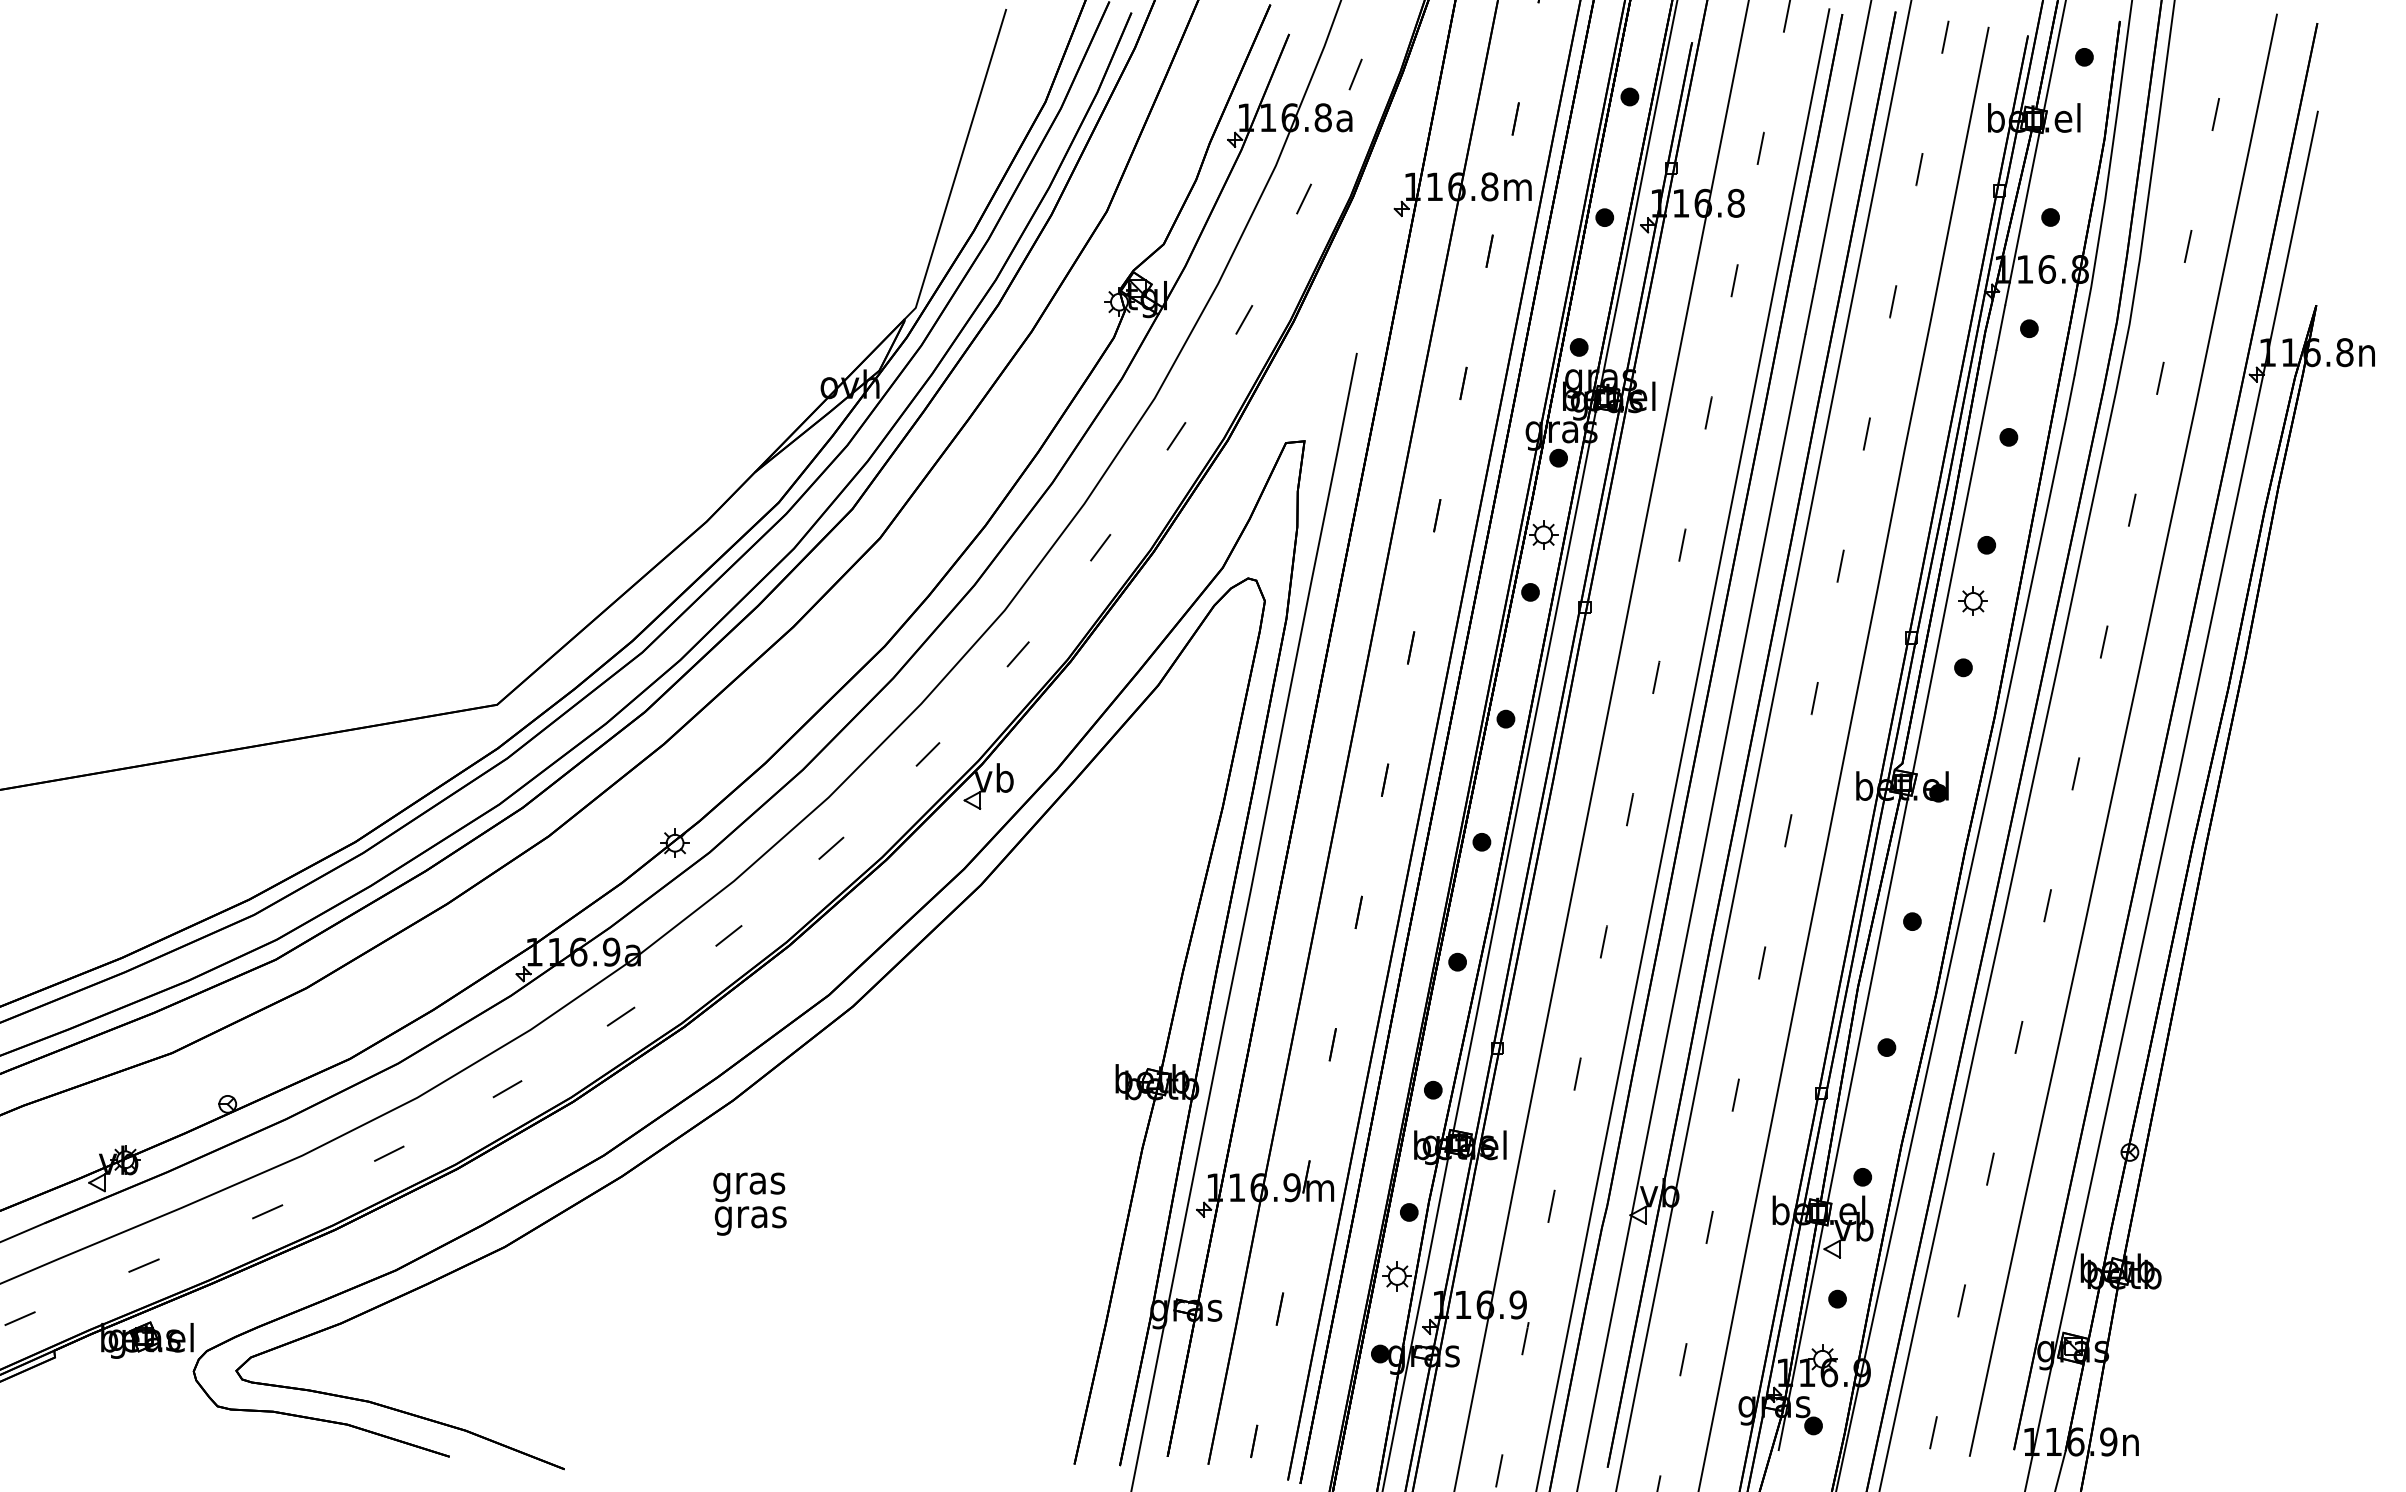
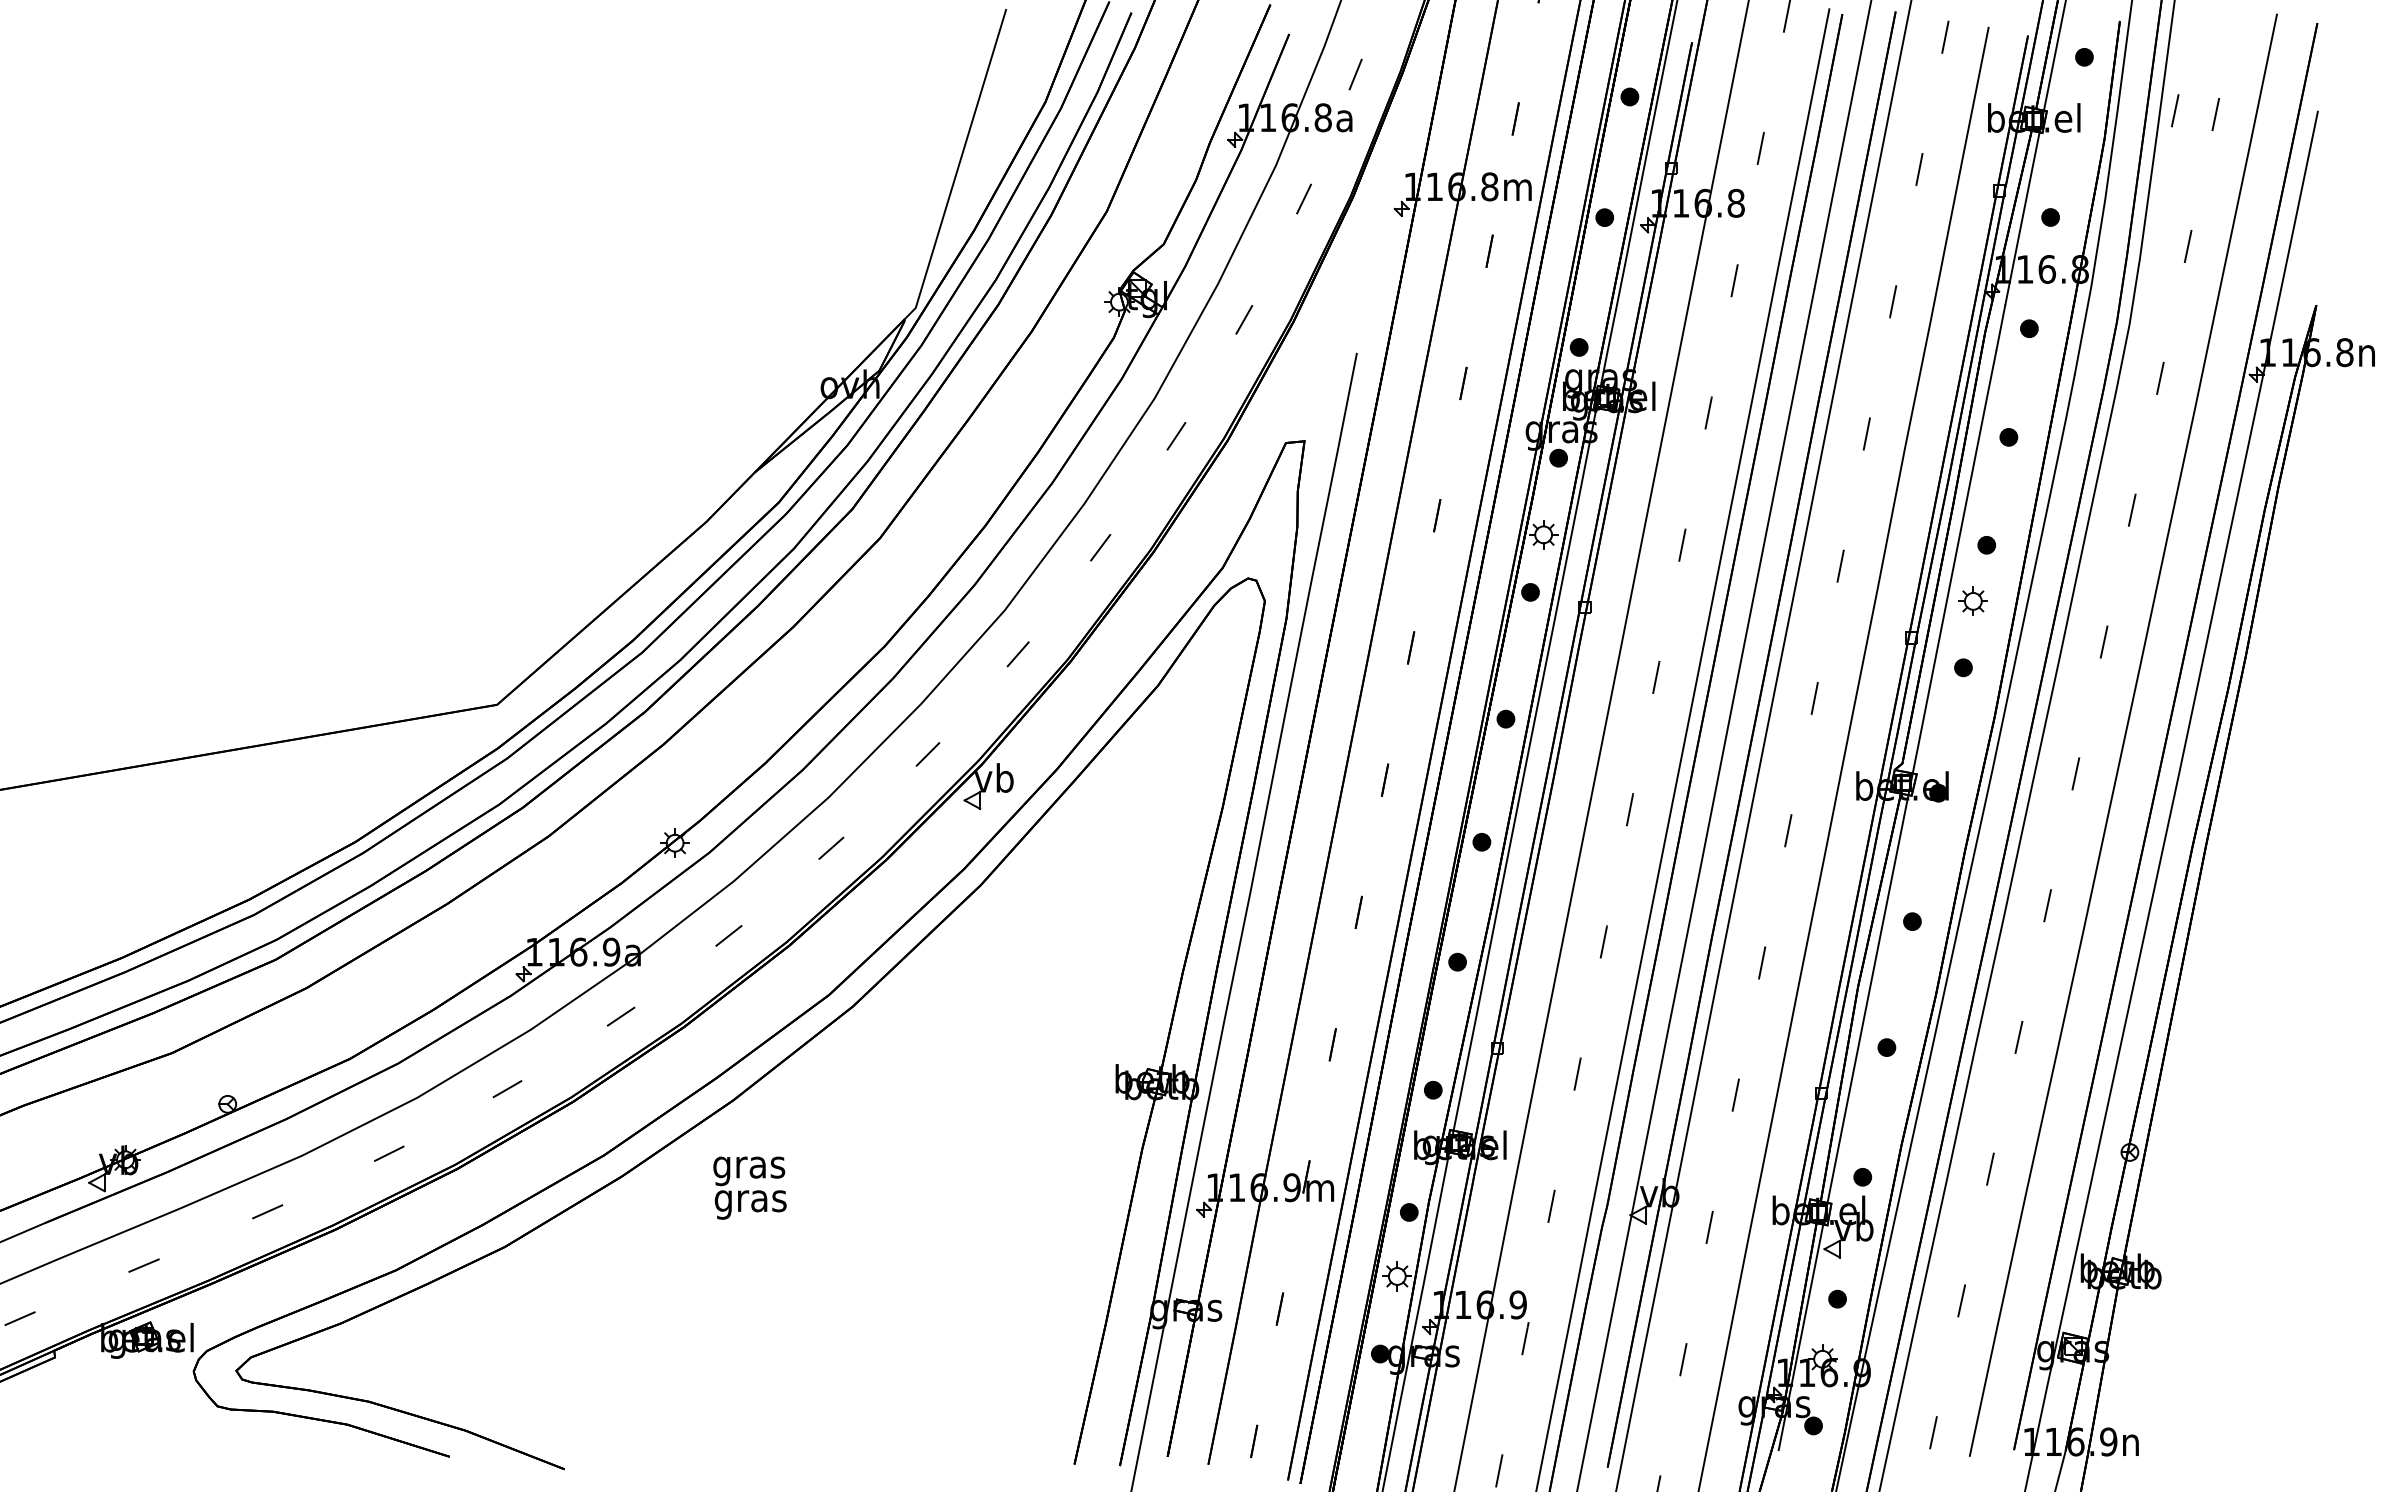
line: none -> present (2175, 110)
text position: (749, 1203) -> (749, 1187) (749, 1187)
